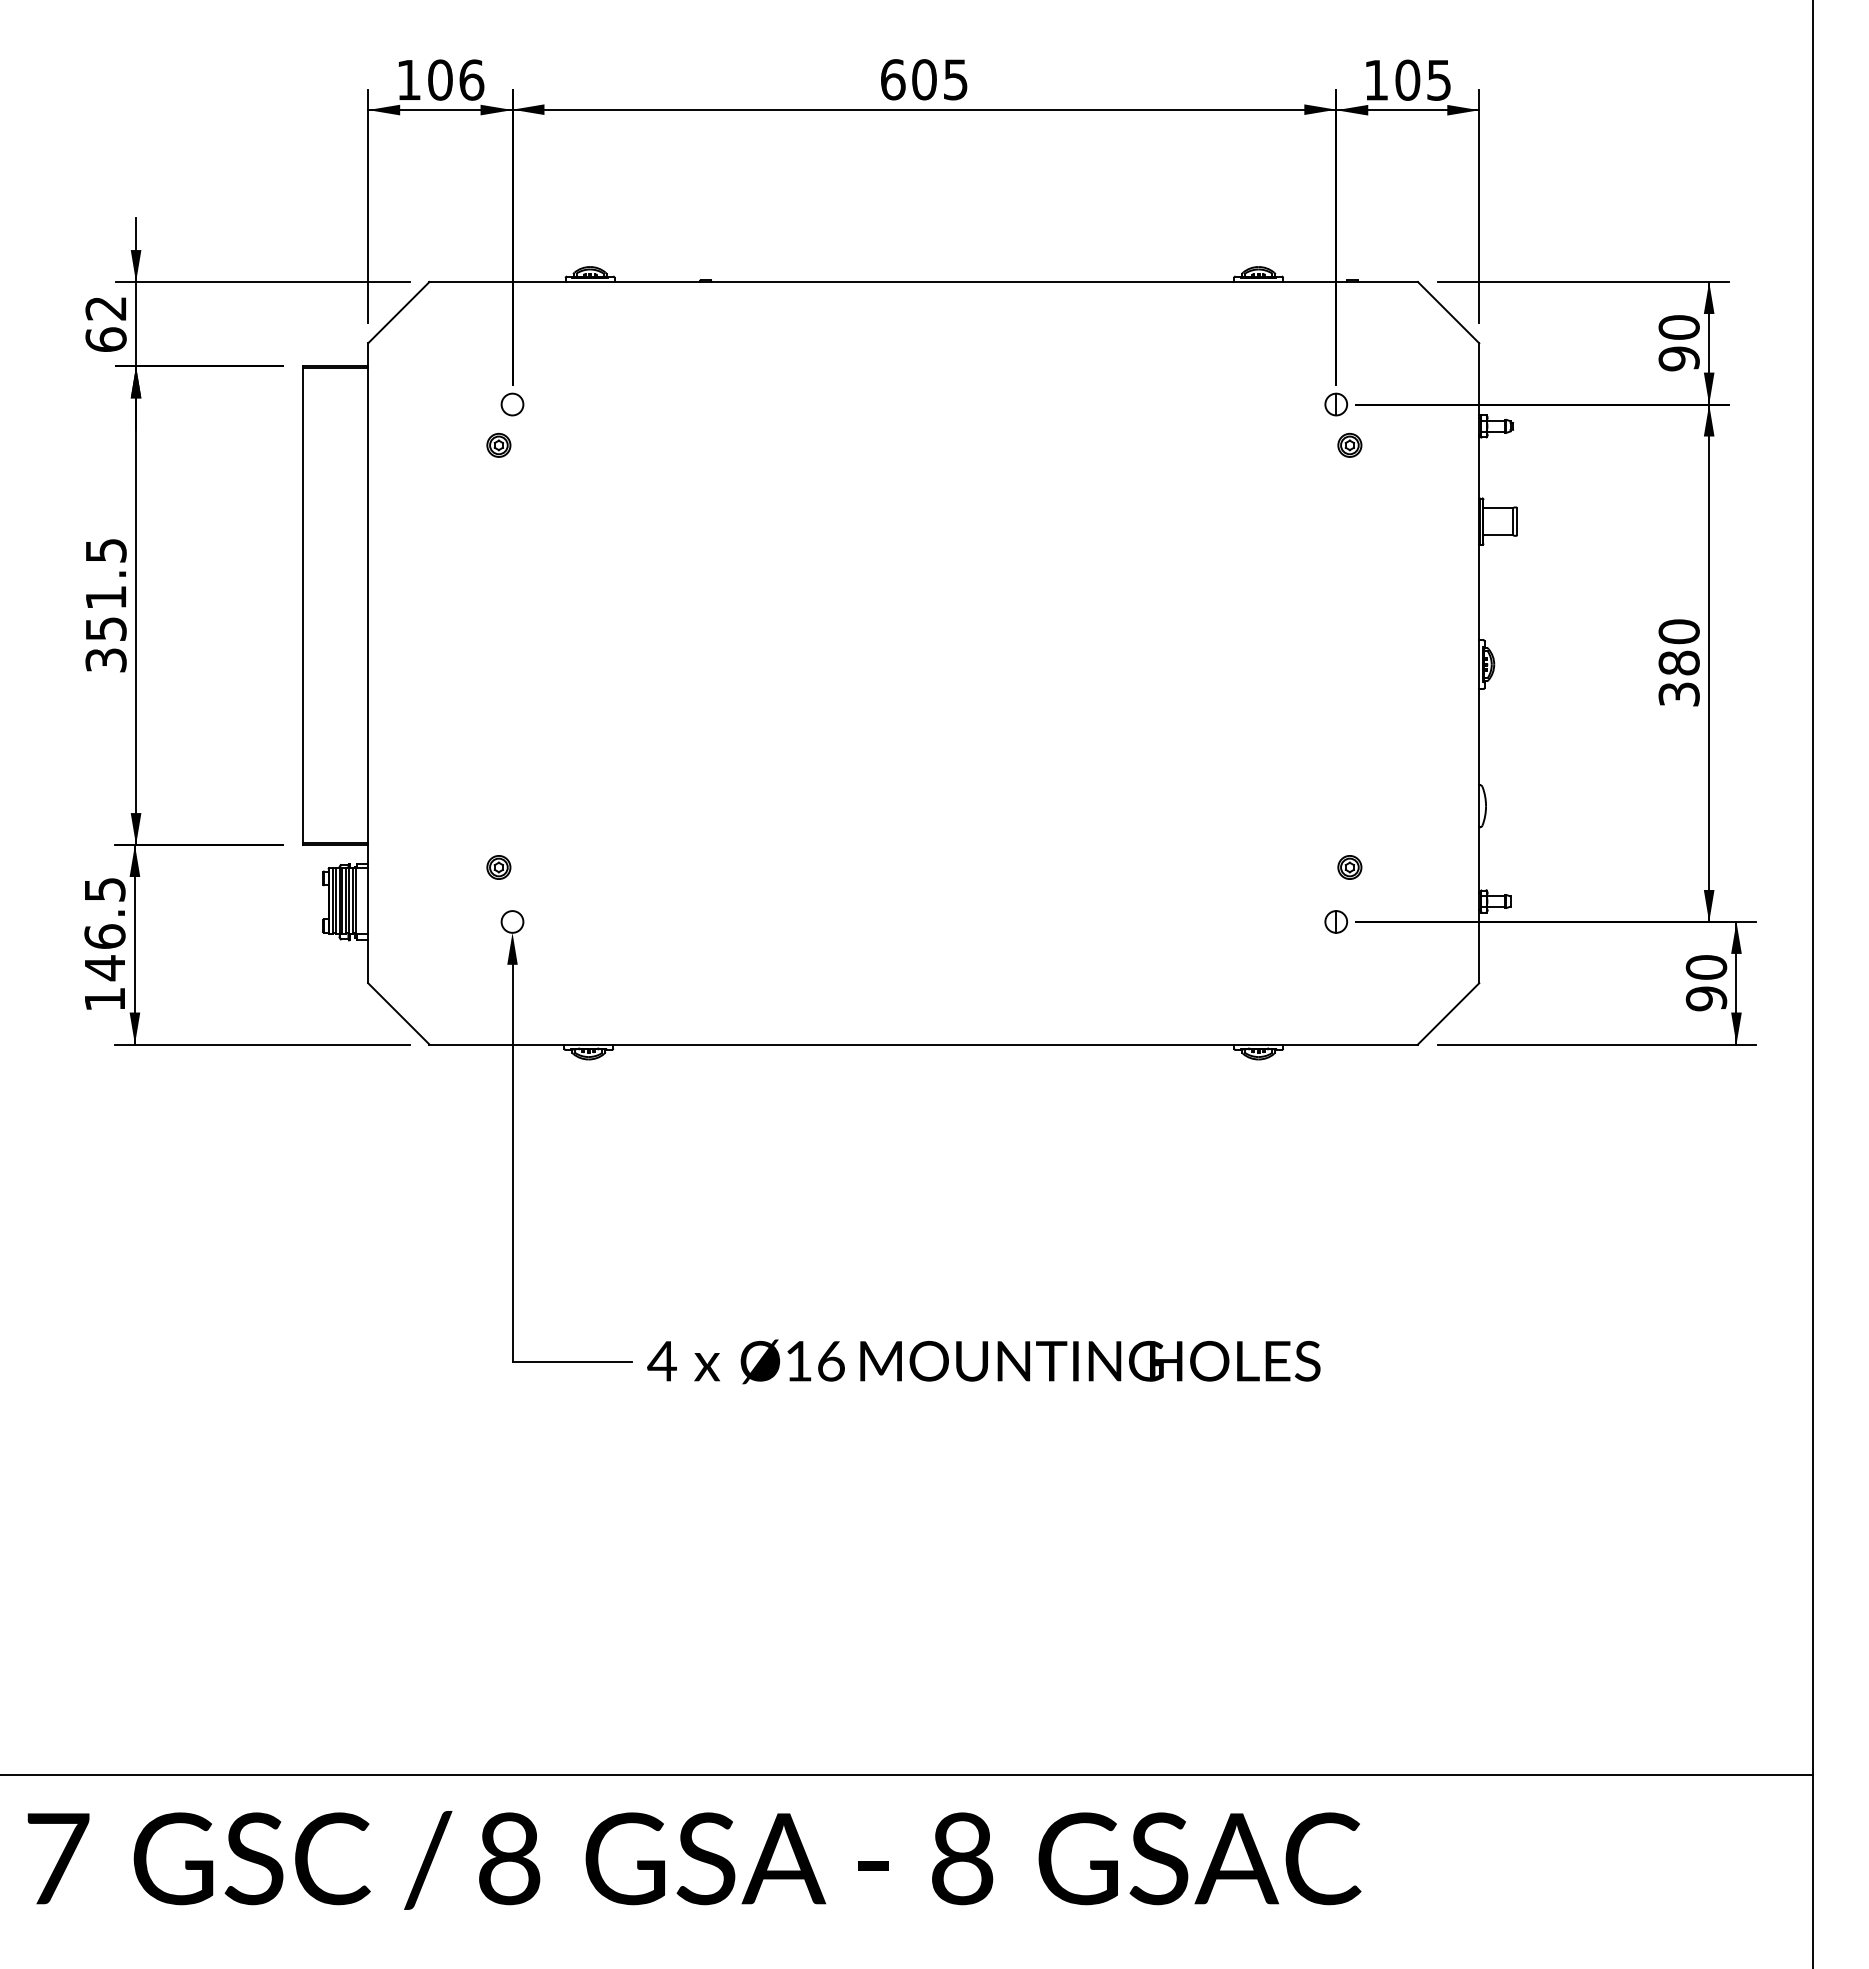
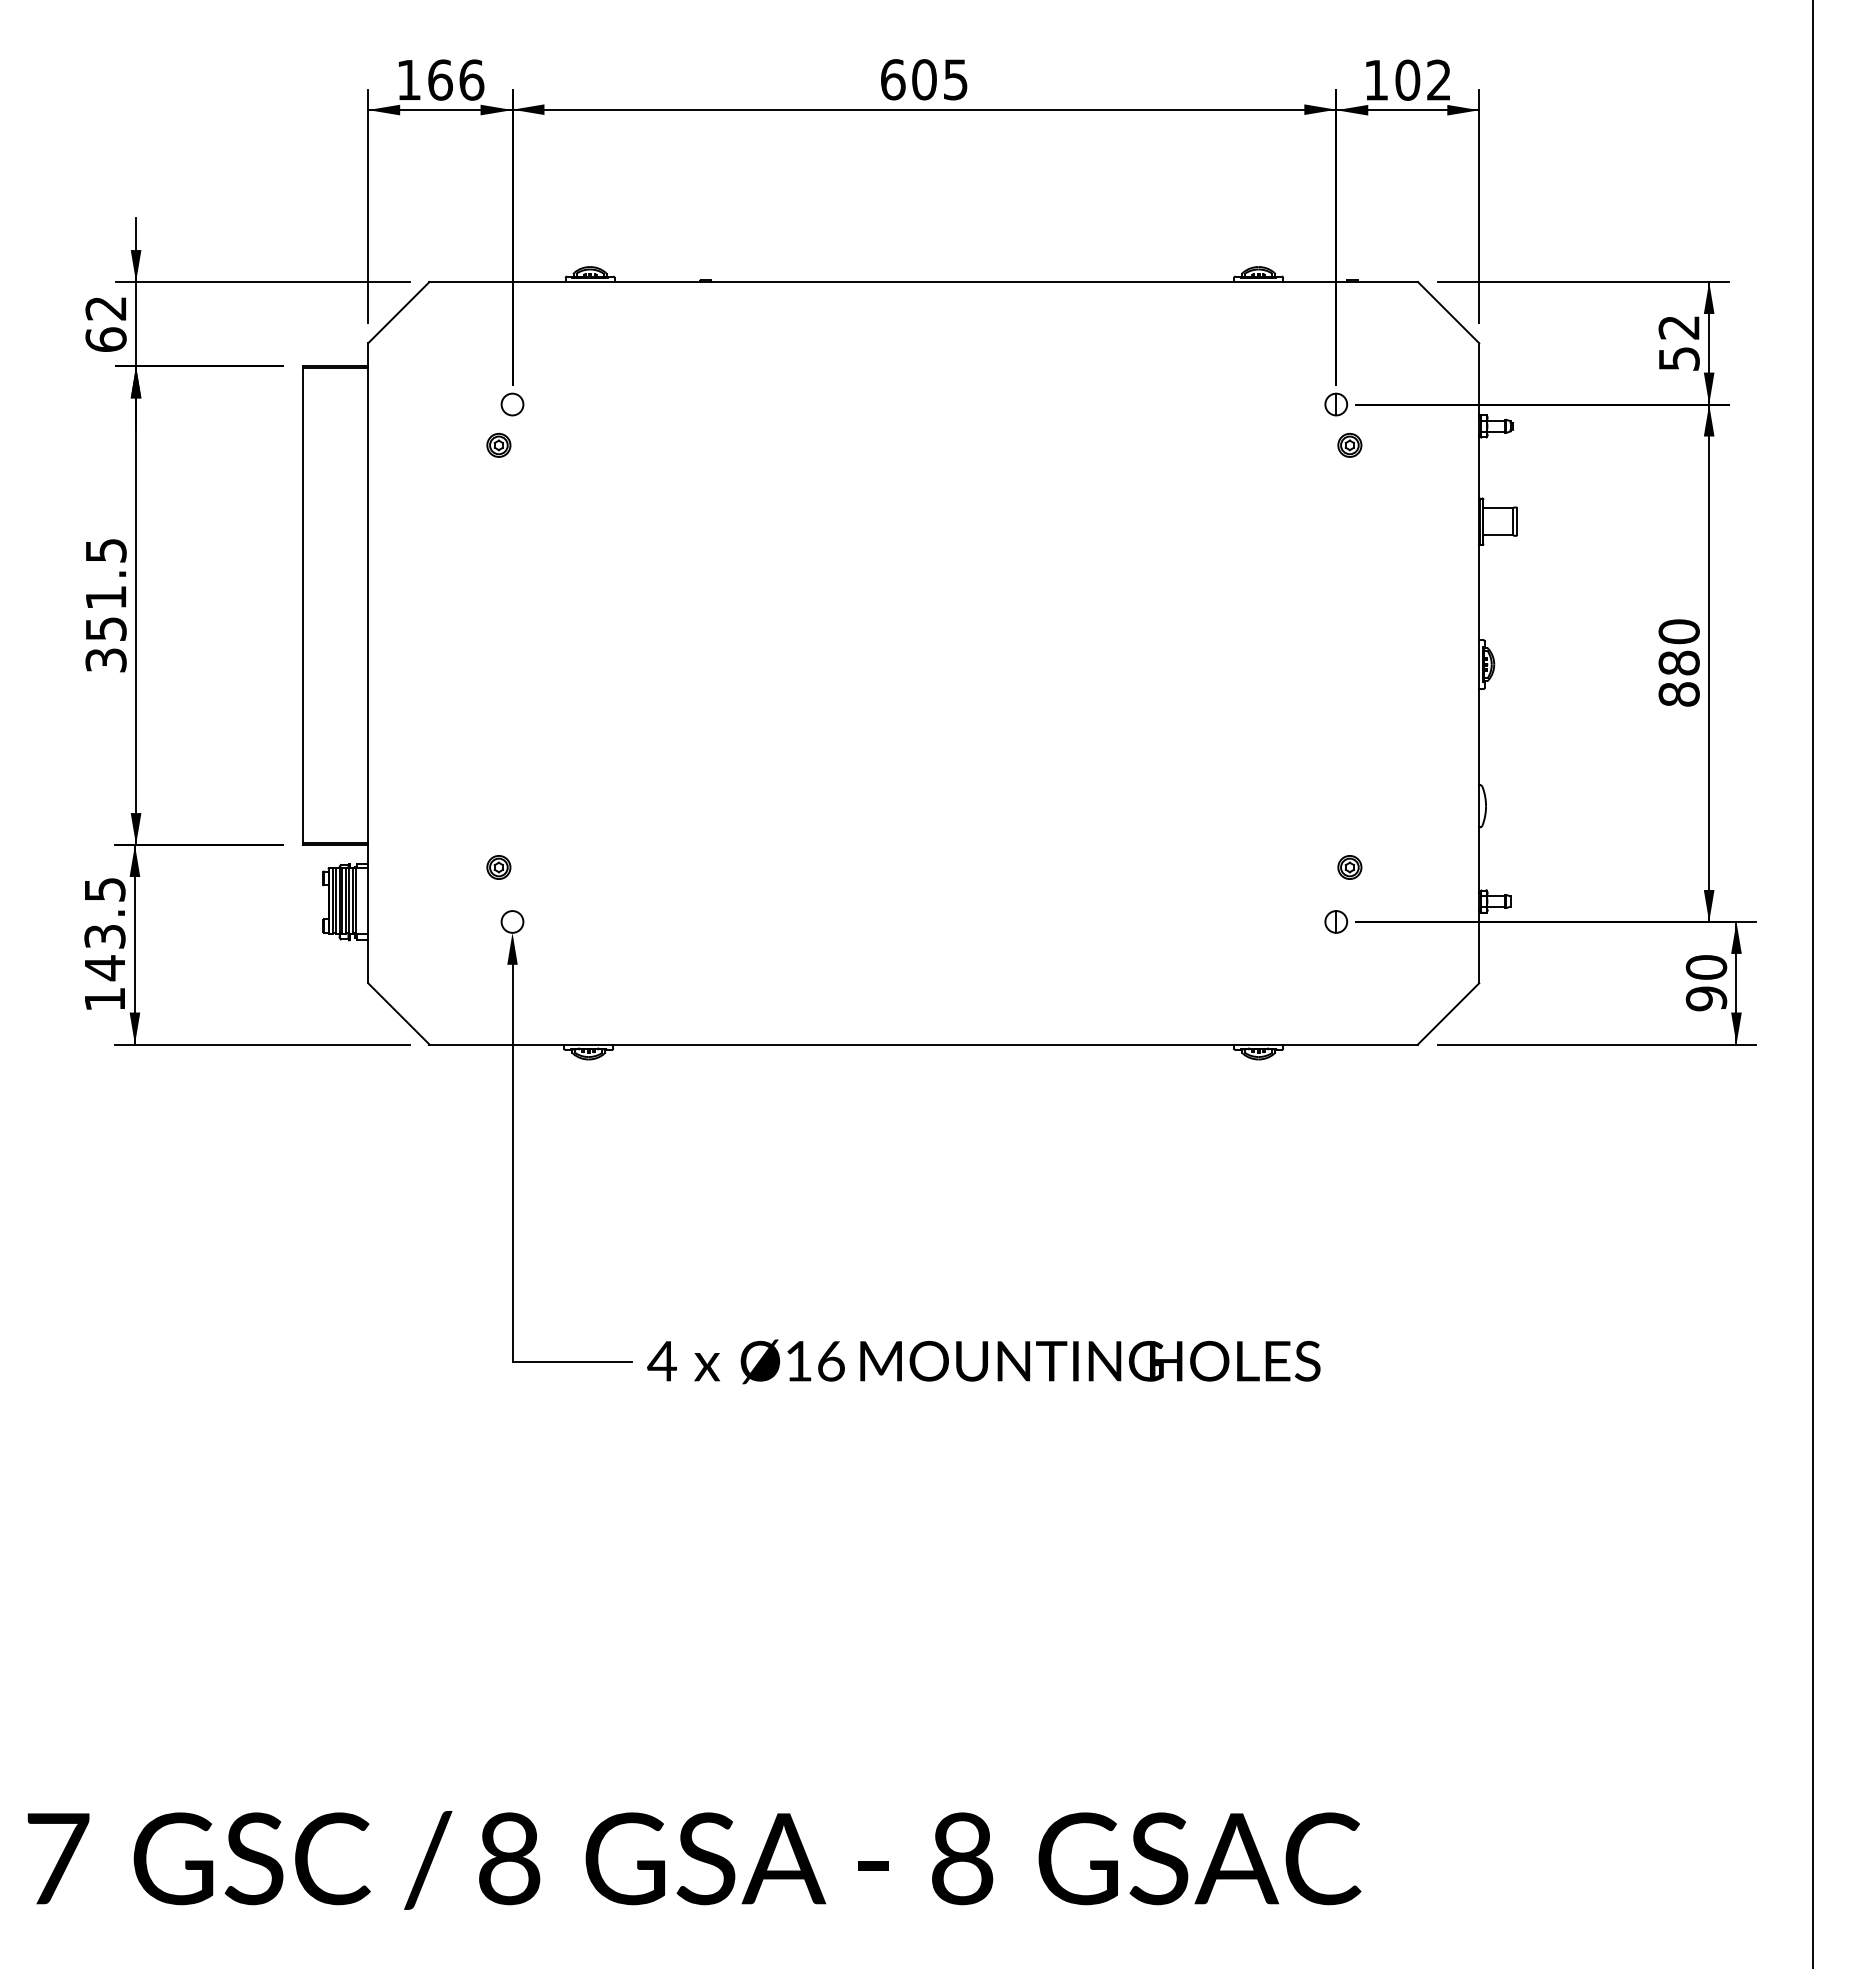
text: 106 -> 166 (440, 79)
text: 105 -> 102 (1438, 79)
text: 90 -> 52 (1678, 343)
text: 380 -> 880 (1678, 694)
text: 146.5 -> 143.5 (104, 936)
line: present -> none (907, 1774)
